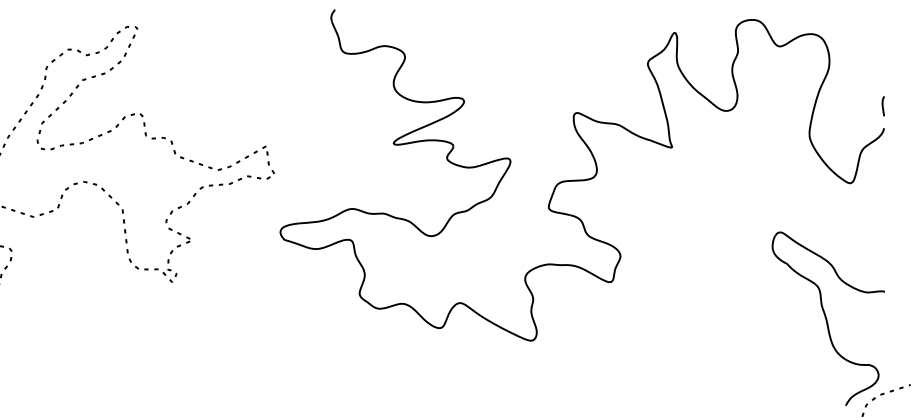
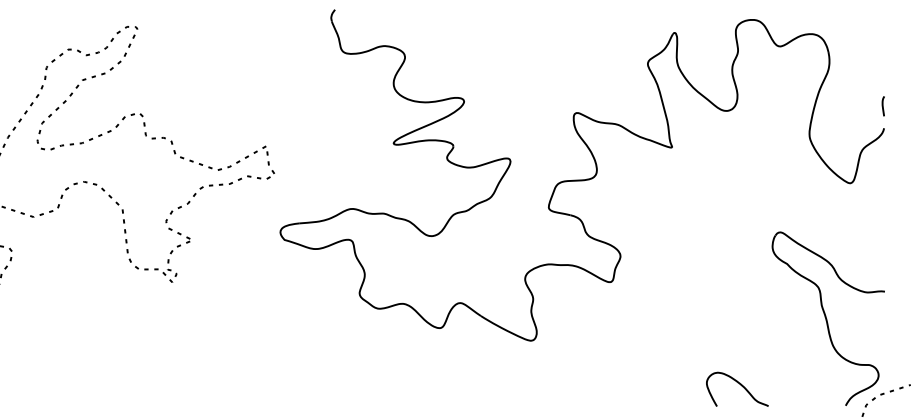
curve: none -> present (740, 385)
